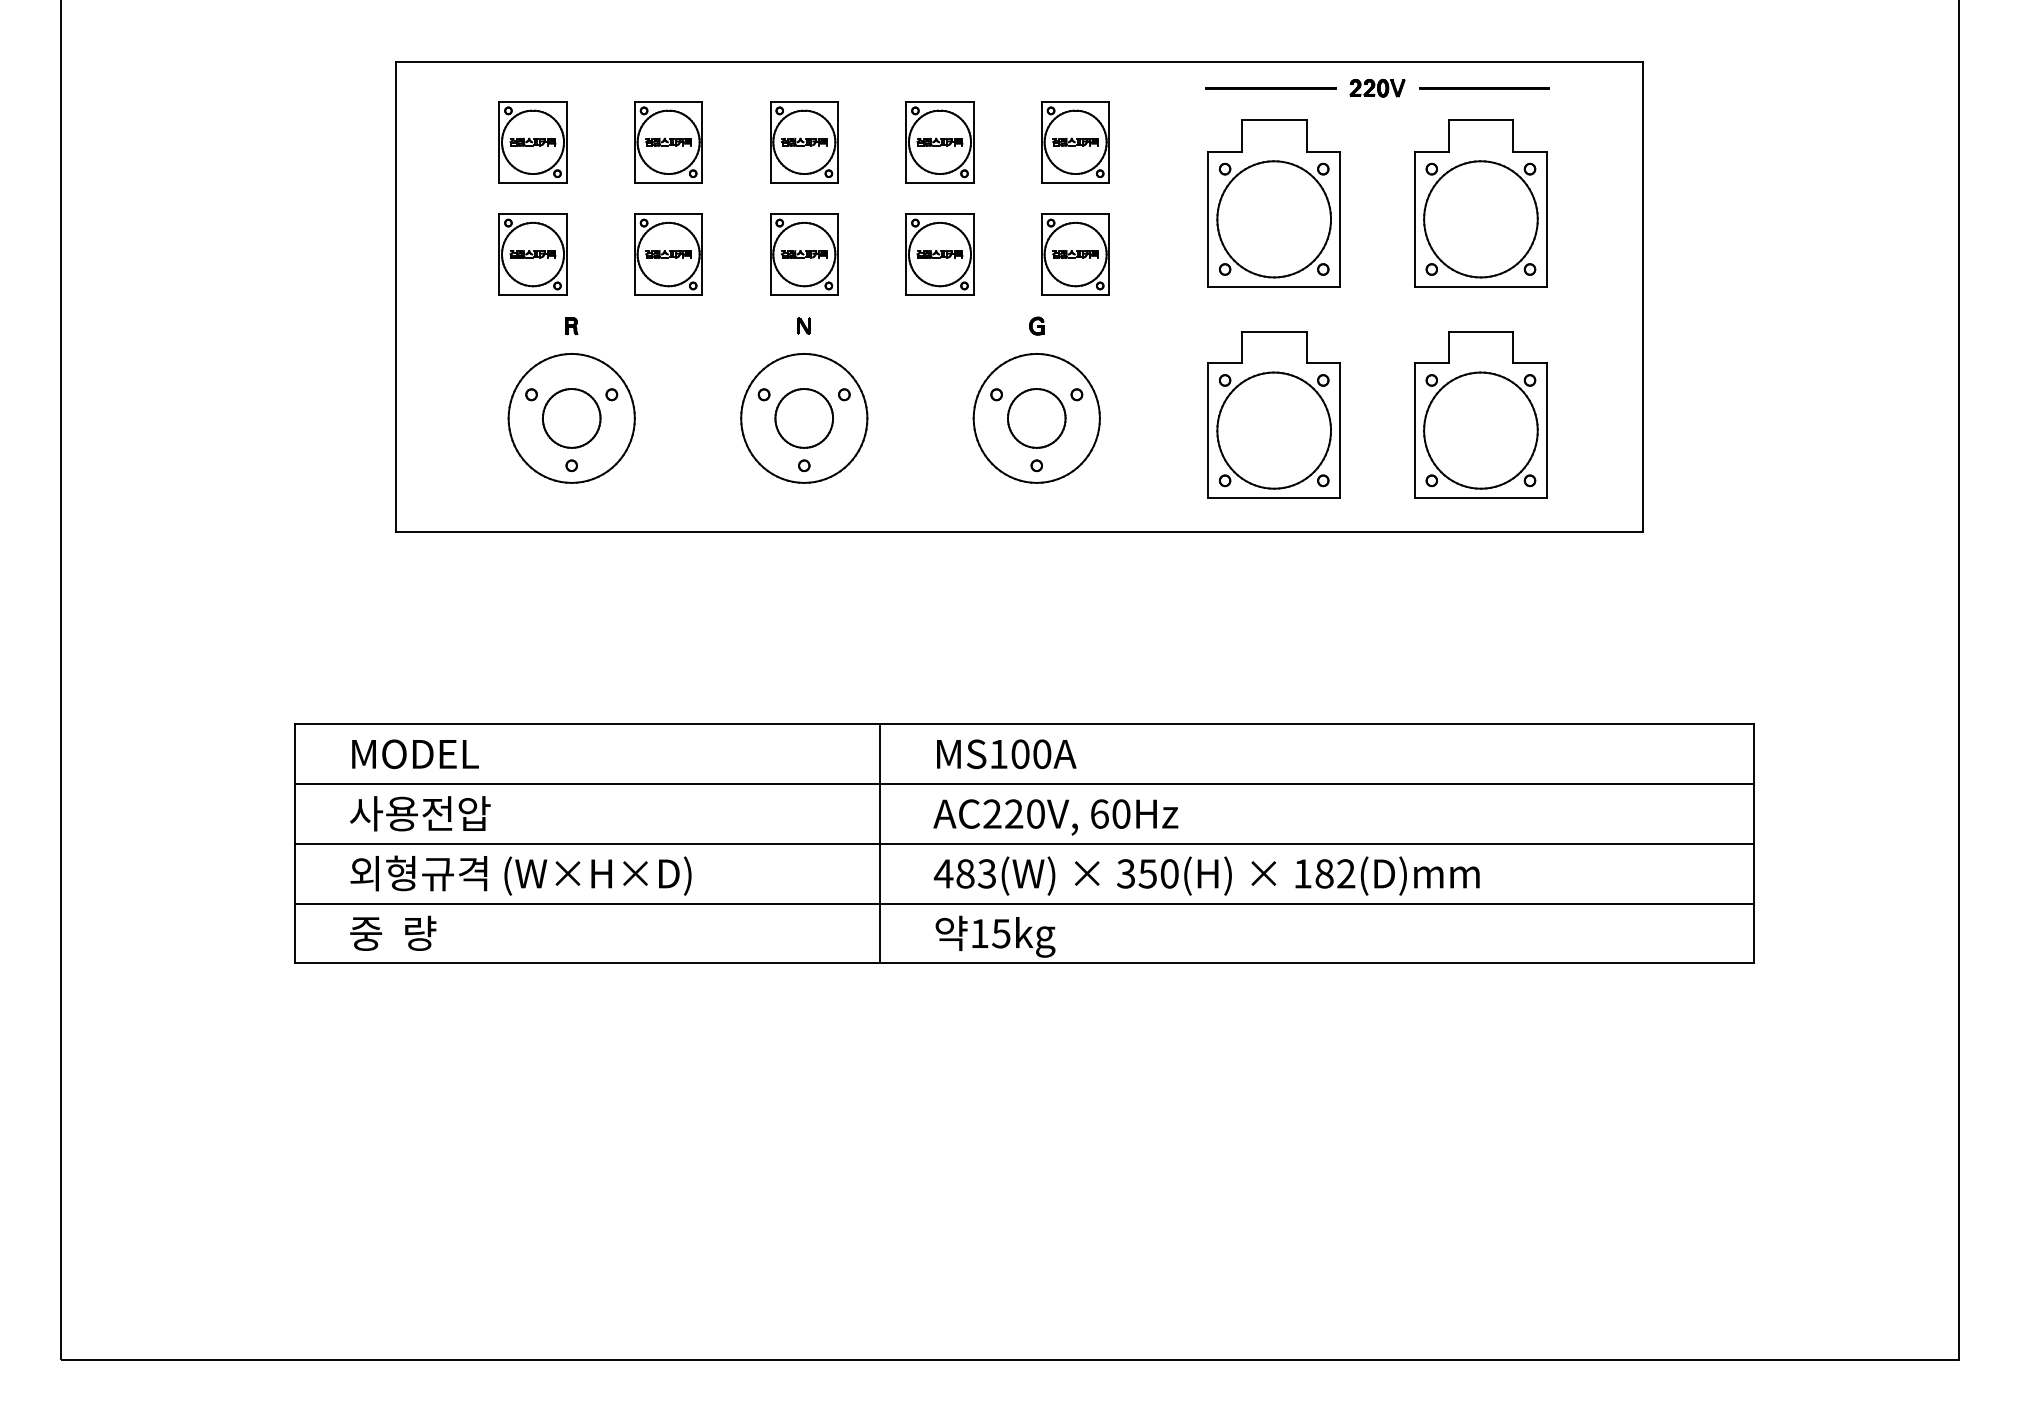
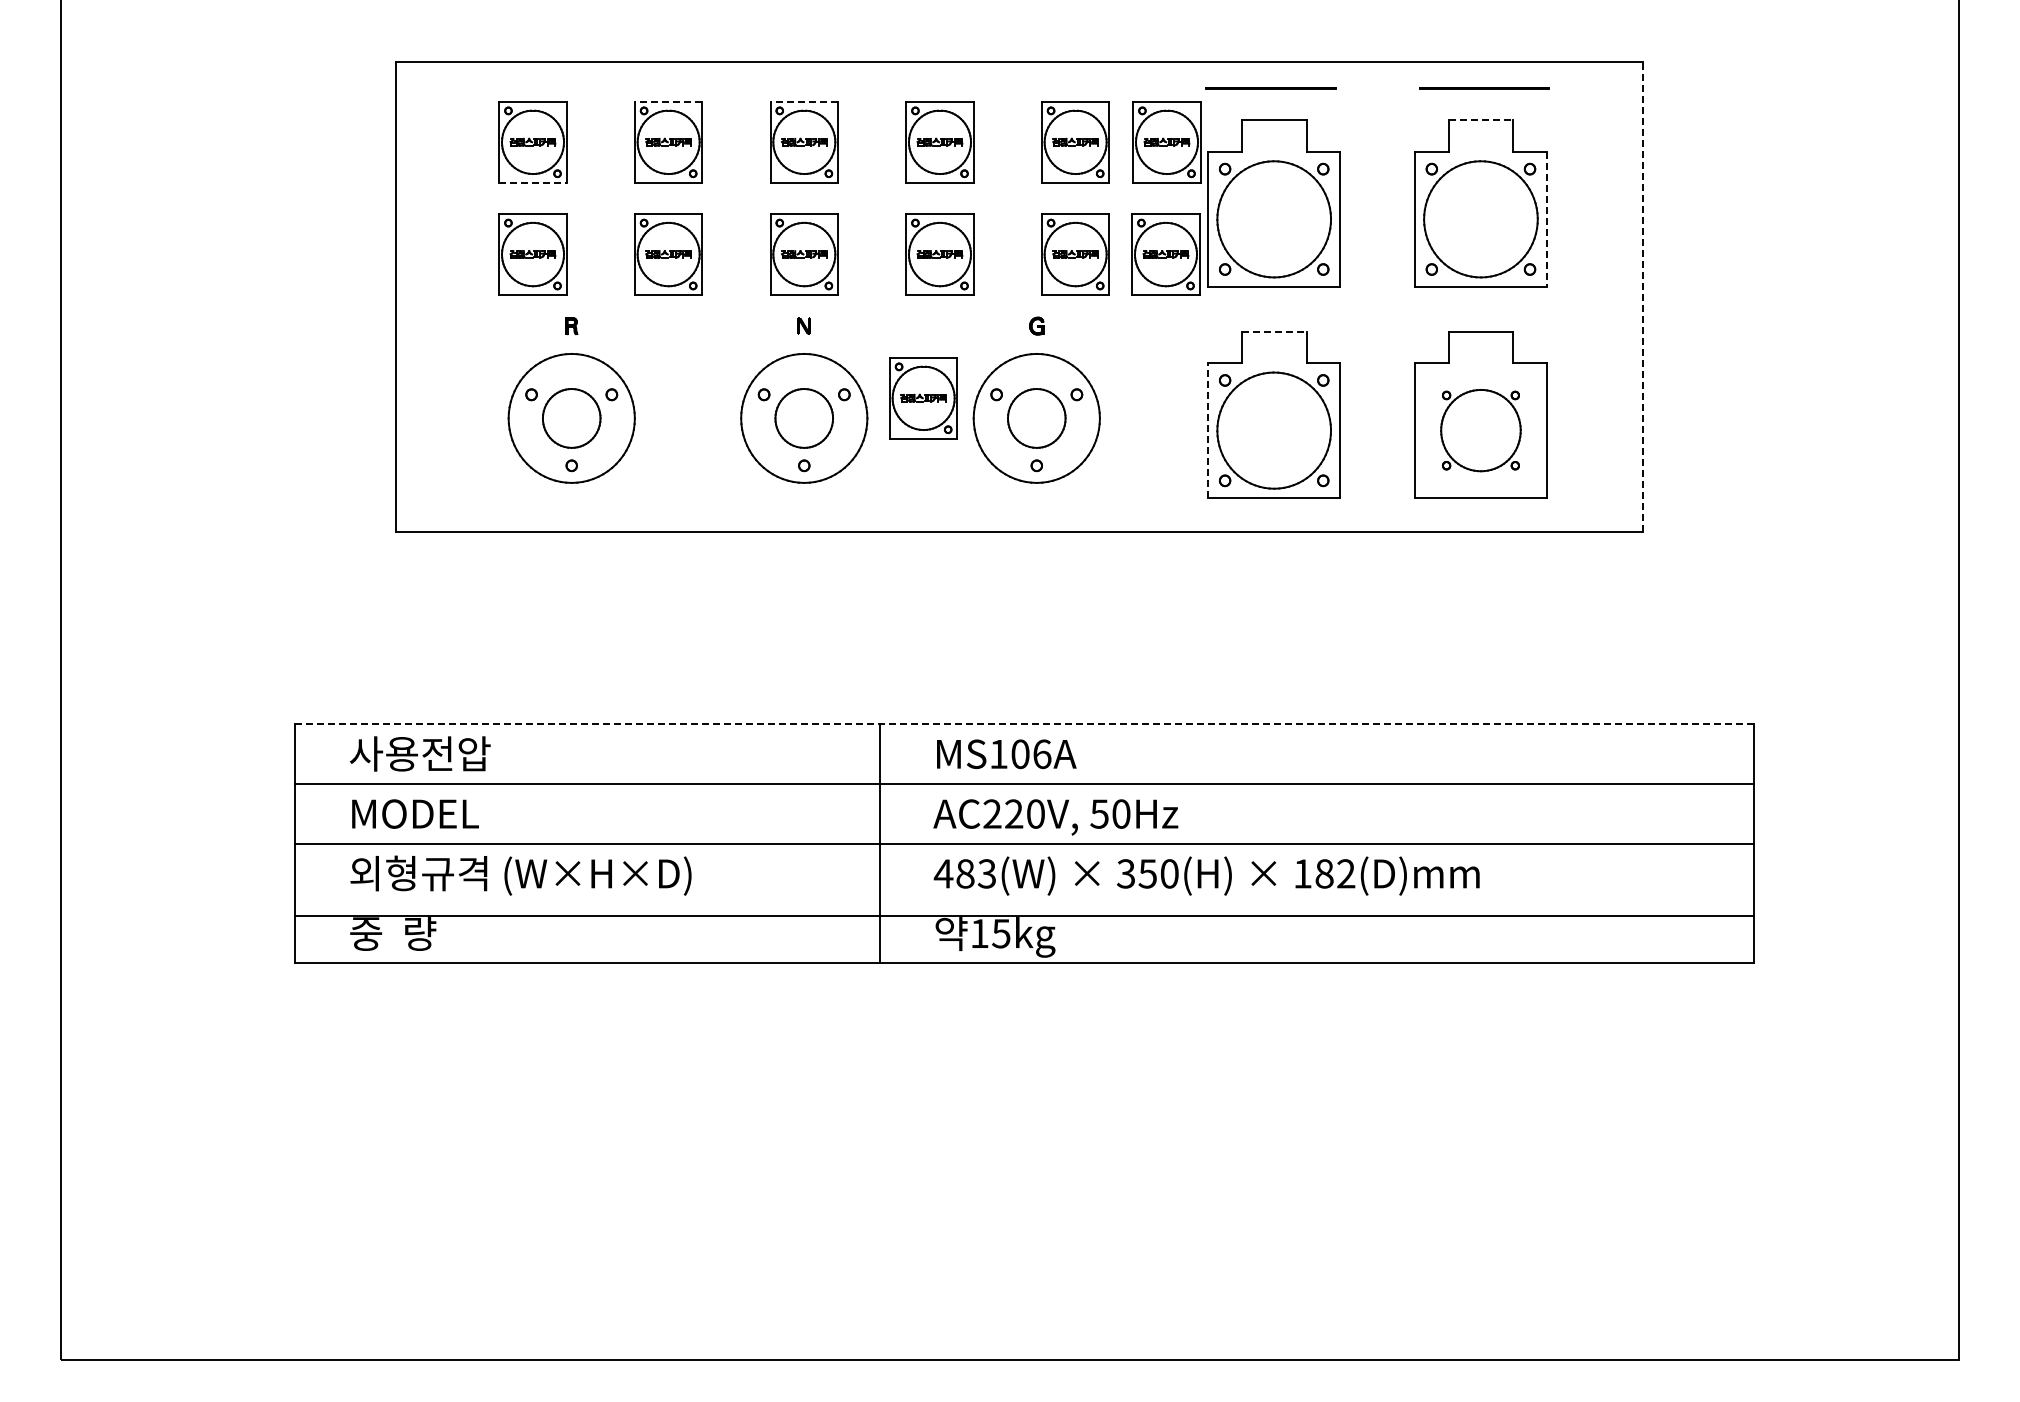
part: present -> none (1377, 88)
line: solid -> dashed (668, 101)
line: solid -> dashed (804, 101)
line: solid -> dashed (1481, 120)
part: none -> present (1166, 142)
line: solid -> dashed (533, 183)
line: solid -> dashed (1546, 219)
part: none -> present (1165, 254)
line: solid -> dashed (1643, 296)
line: solid -> dashed (1274, 331)
part: none -> present (923, 398)
line: solid -> dashed (1208, 430)
part size: 116x119 px -> 82x84 px (1480, 430)
line: solid -> dashed (1025, 724)
text: MODEL -> 사용전압 (419, 753)
text: MS100A -> MS106A (1042, 753)
text: 사용전압 -> MODEL (419, 813)
text: 60Hz -> 50Hz (1099, 813)
line position: (1024, 903) -> (1024, 915) (1024, 915)
